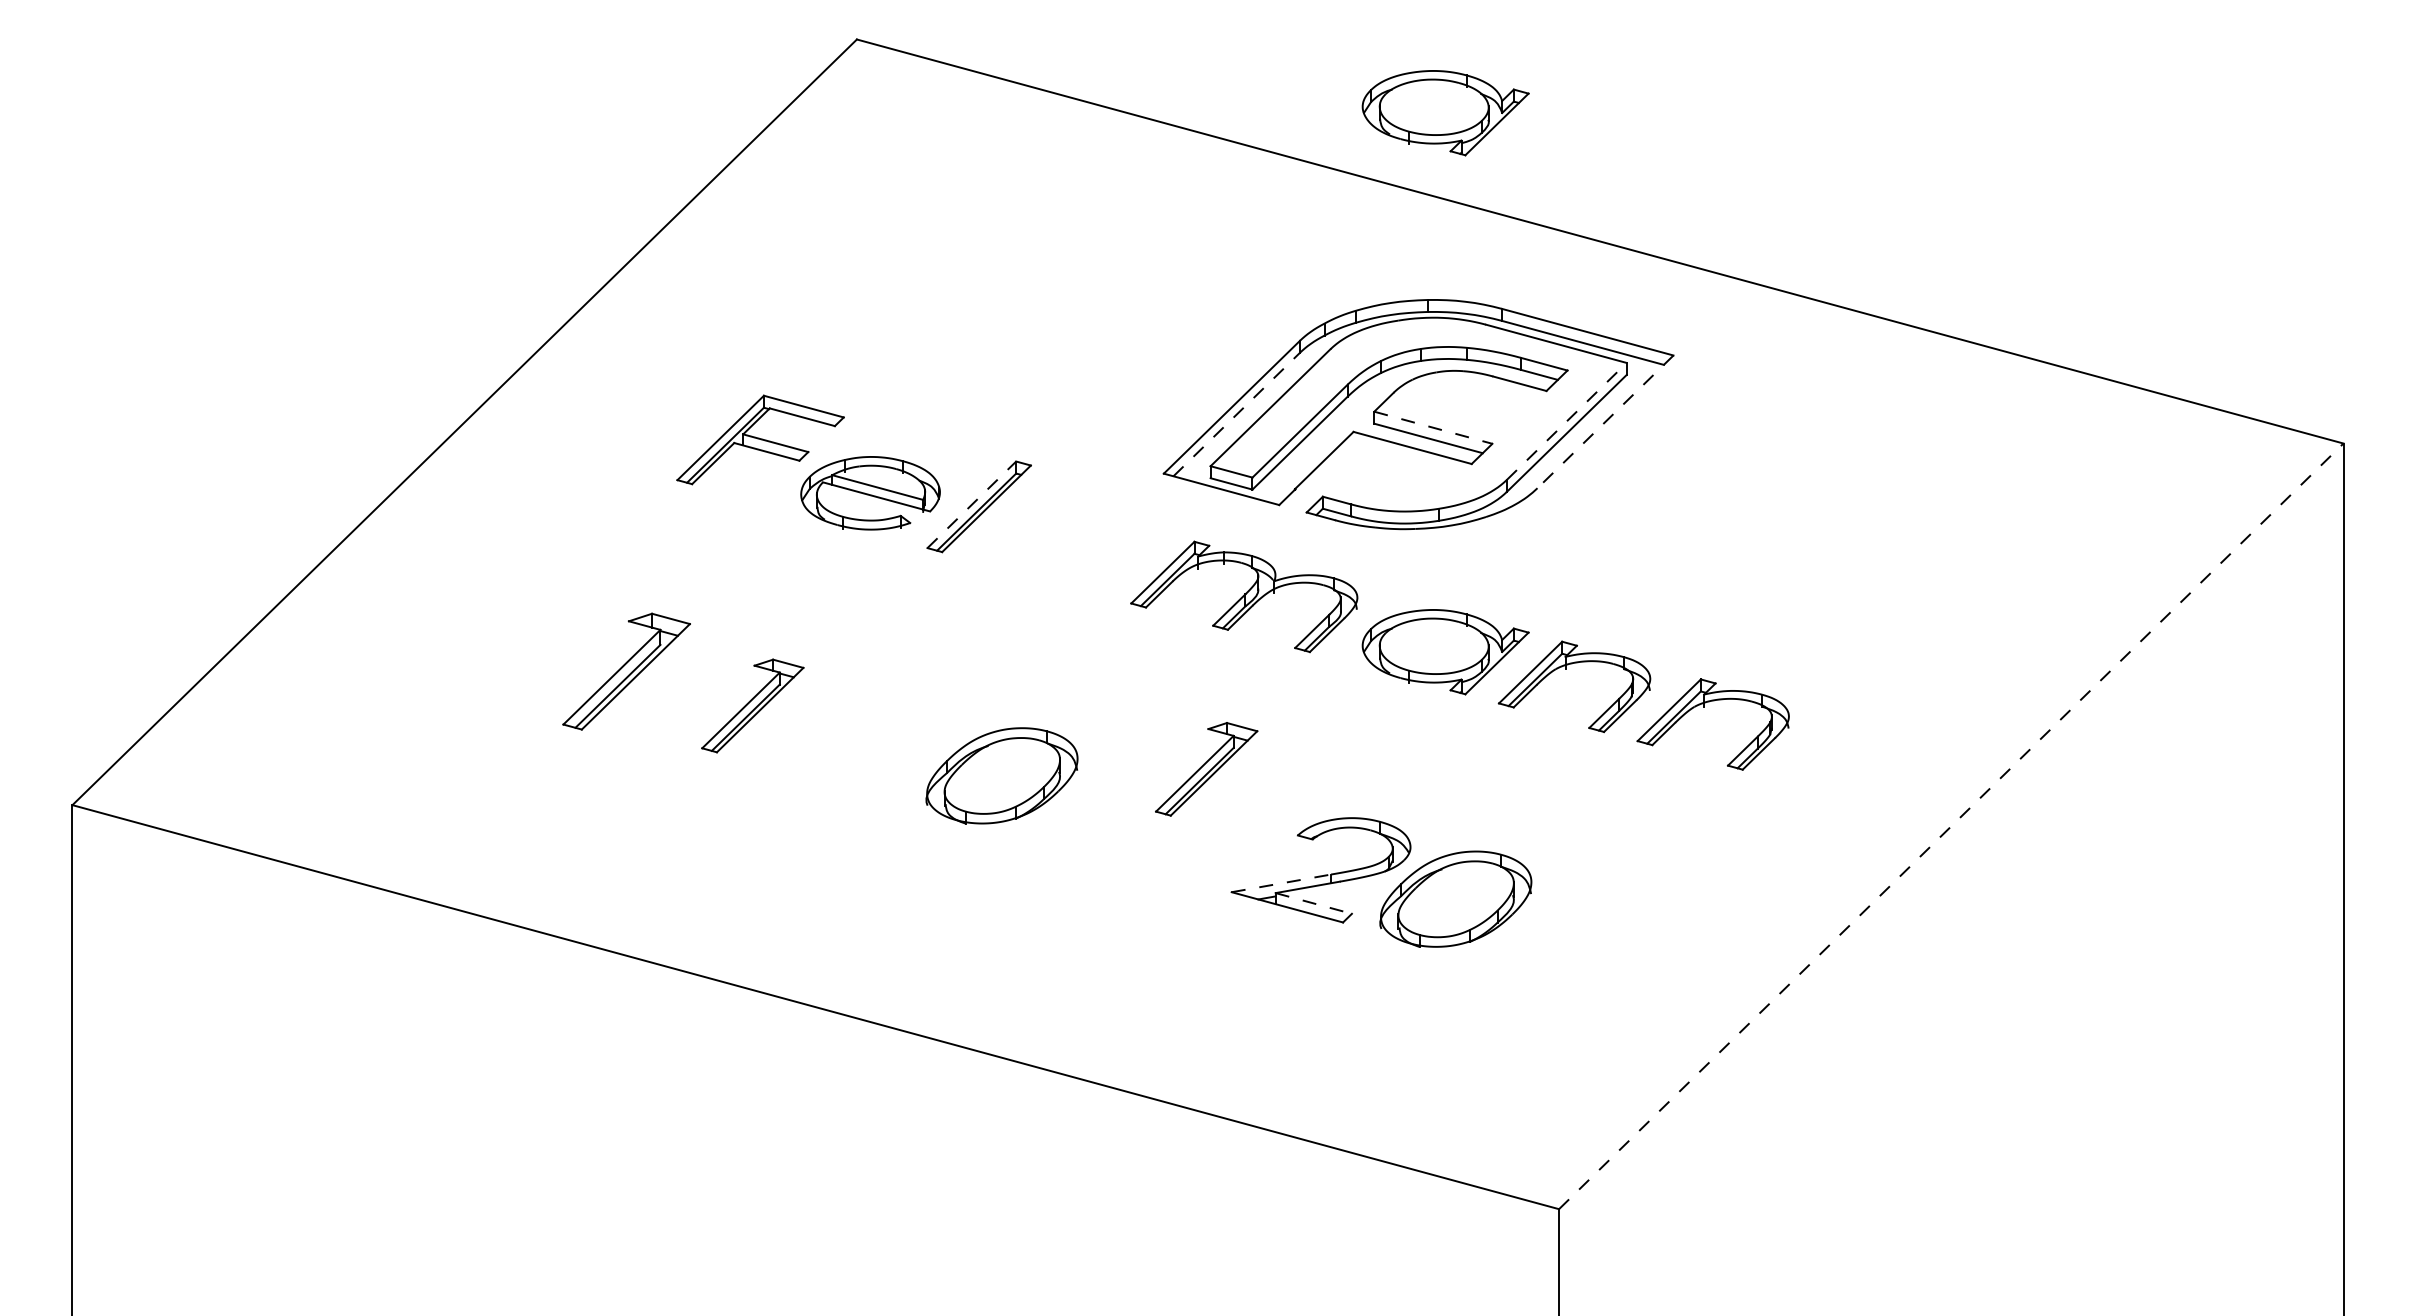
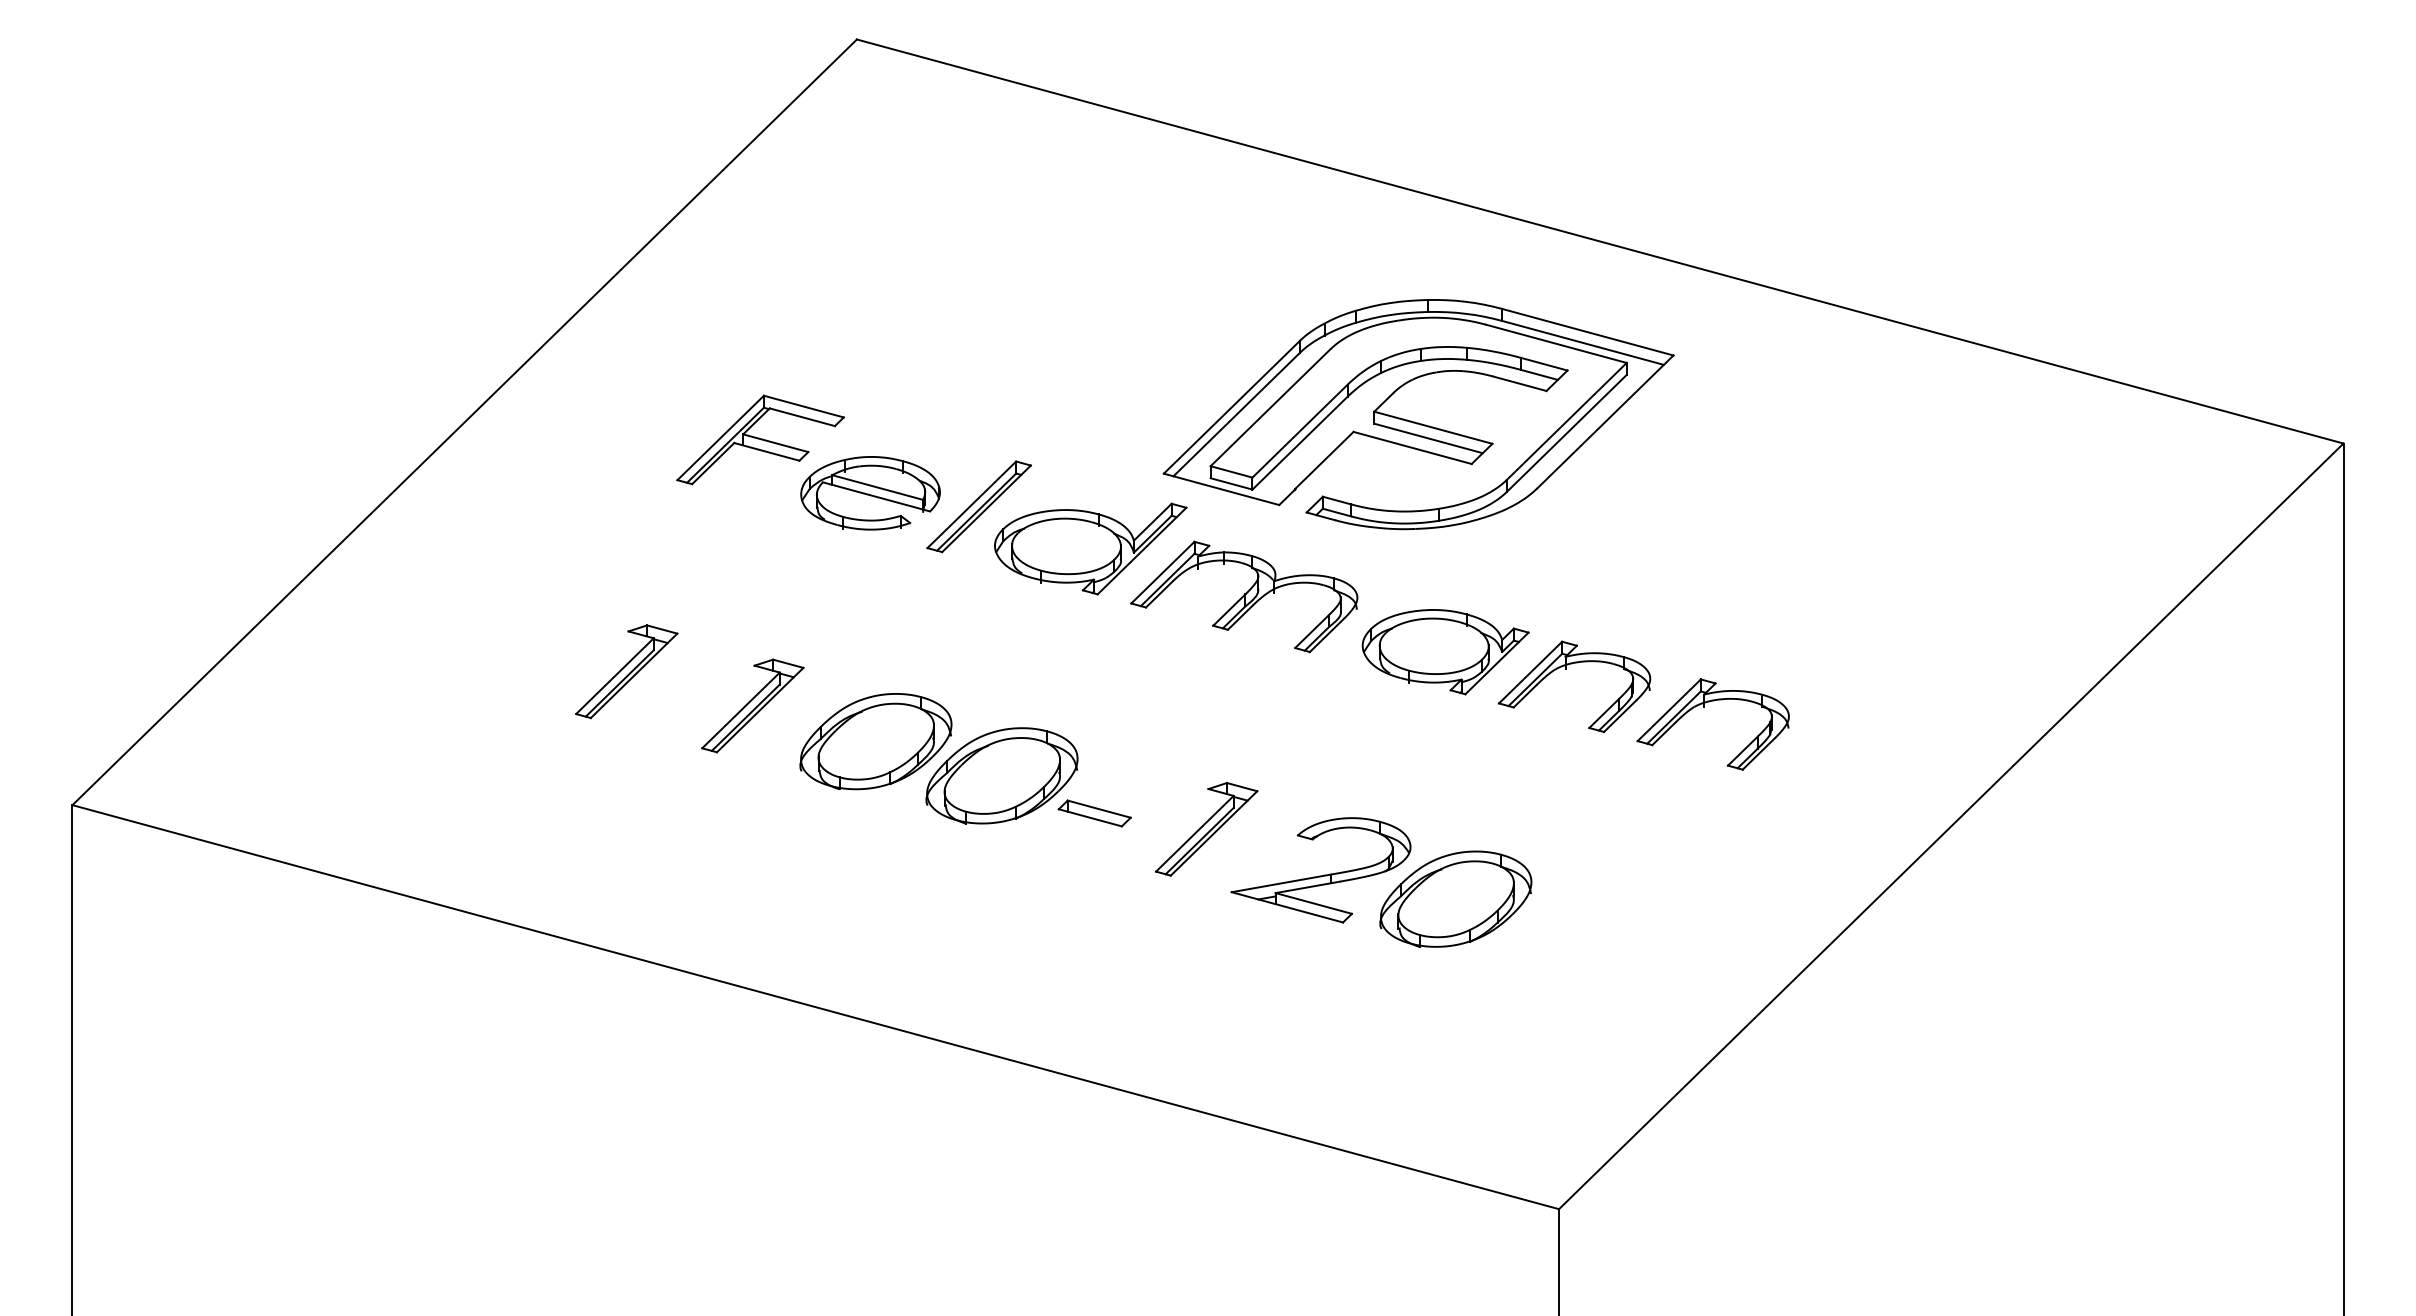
part: present -> none (1445, 113)
line: dashed -> solid (1237, 414)
line: dashed -> solid (1566, 421)
line: dashed -> solid (1605, 422)
line: dashed -> solid (1433, 427)
line: dashed -> solid (971, 504)
part: none -> present (1090, 548)
part size: 129x119 px -> 104x96 px (626, 671)
part: none -> present (875, 741)
part position: (1206, 769) -> (1206, 829) (1206, 829)
part: none -> present (1094, 813)
line: dashed -> solid (1951, 826)
line: dashed -> solid (1281, 883)
line: dashed -> solid (1313, 903)
